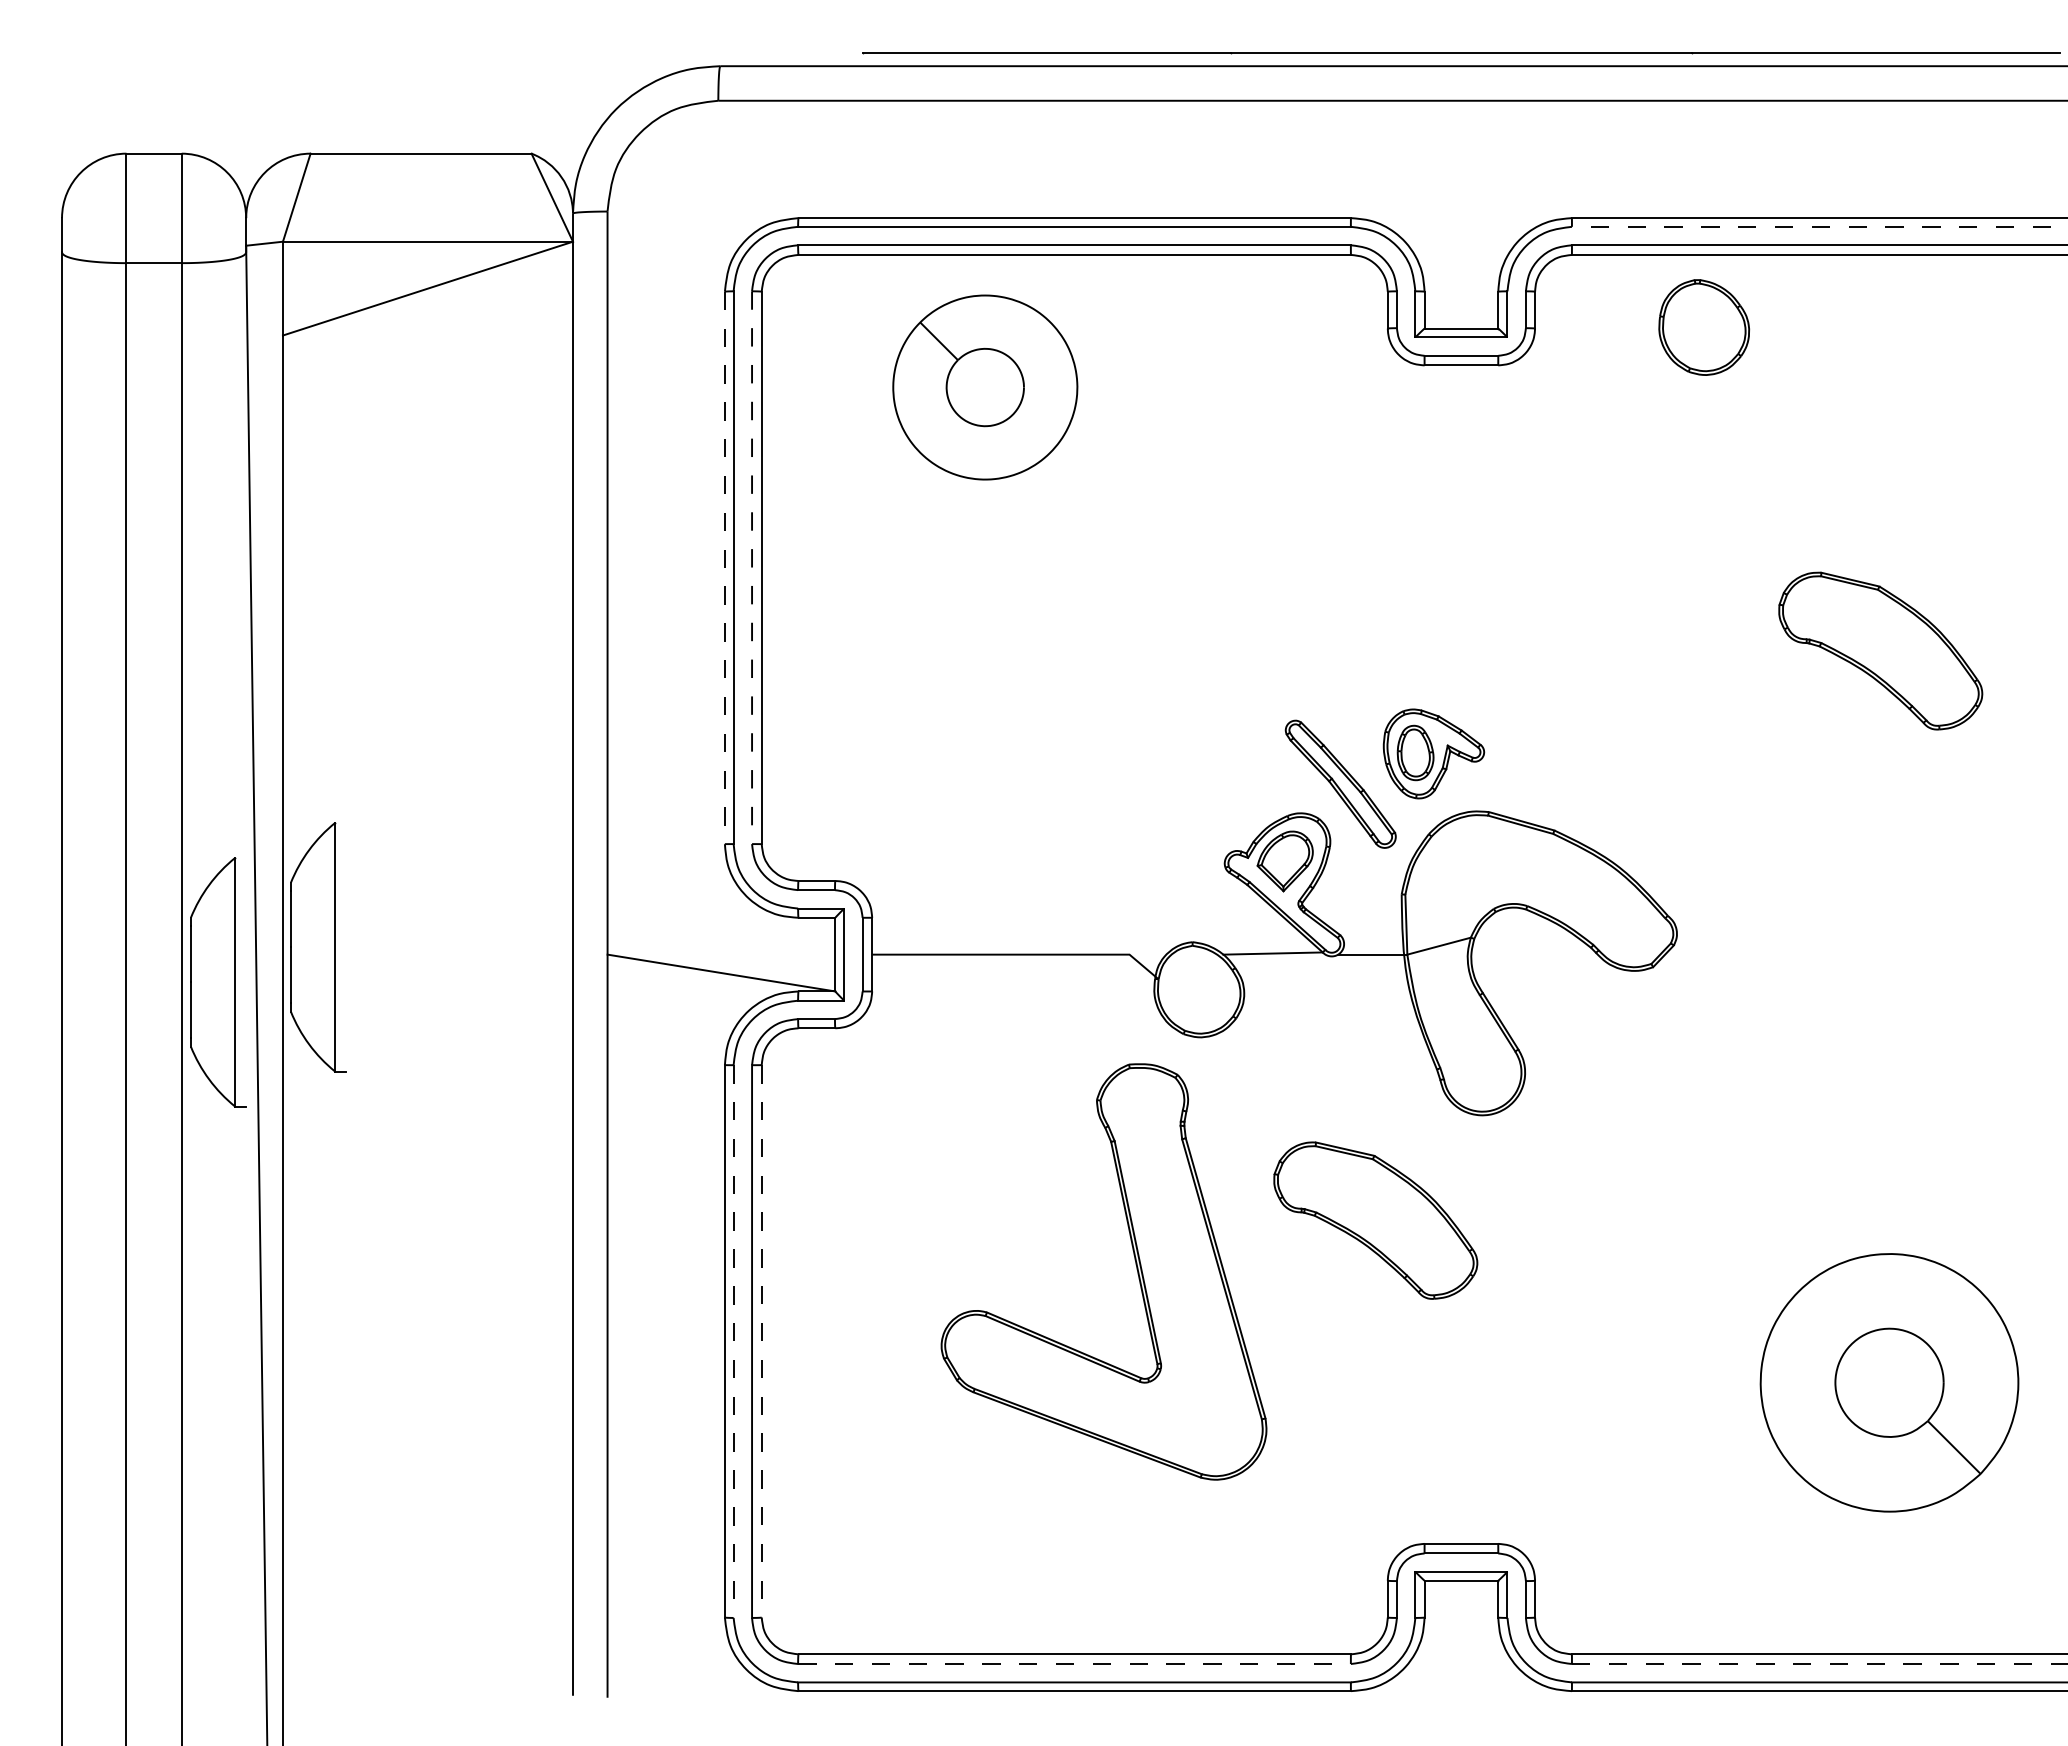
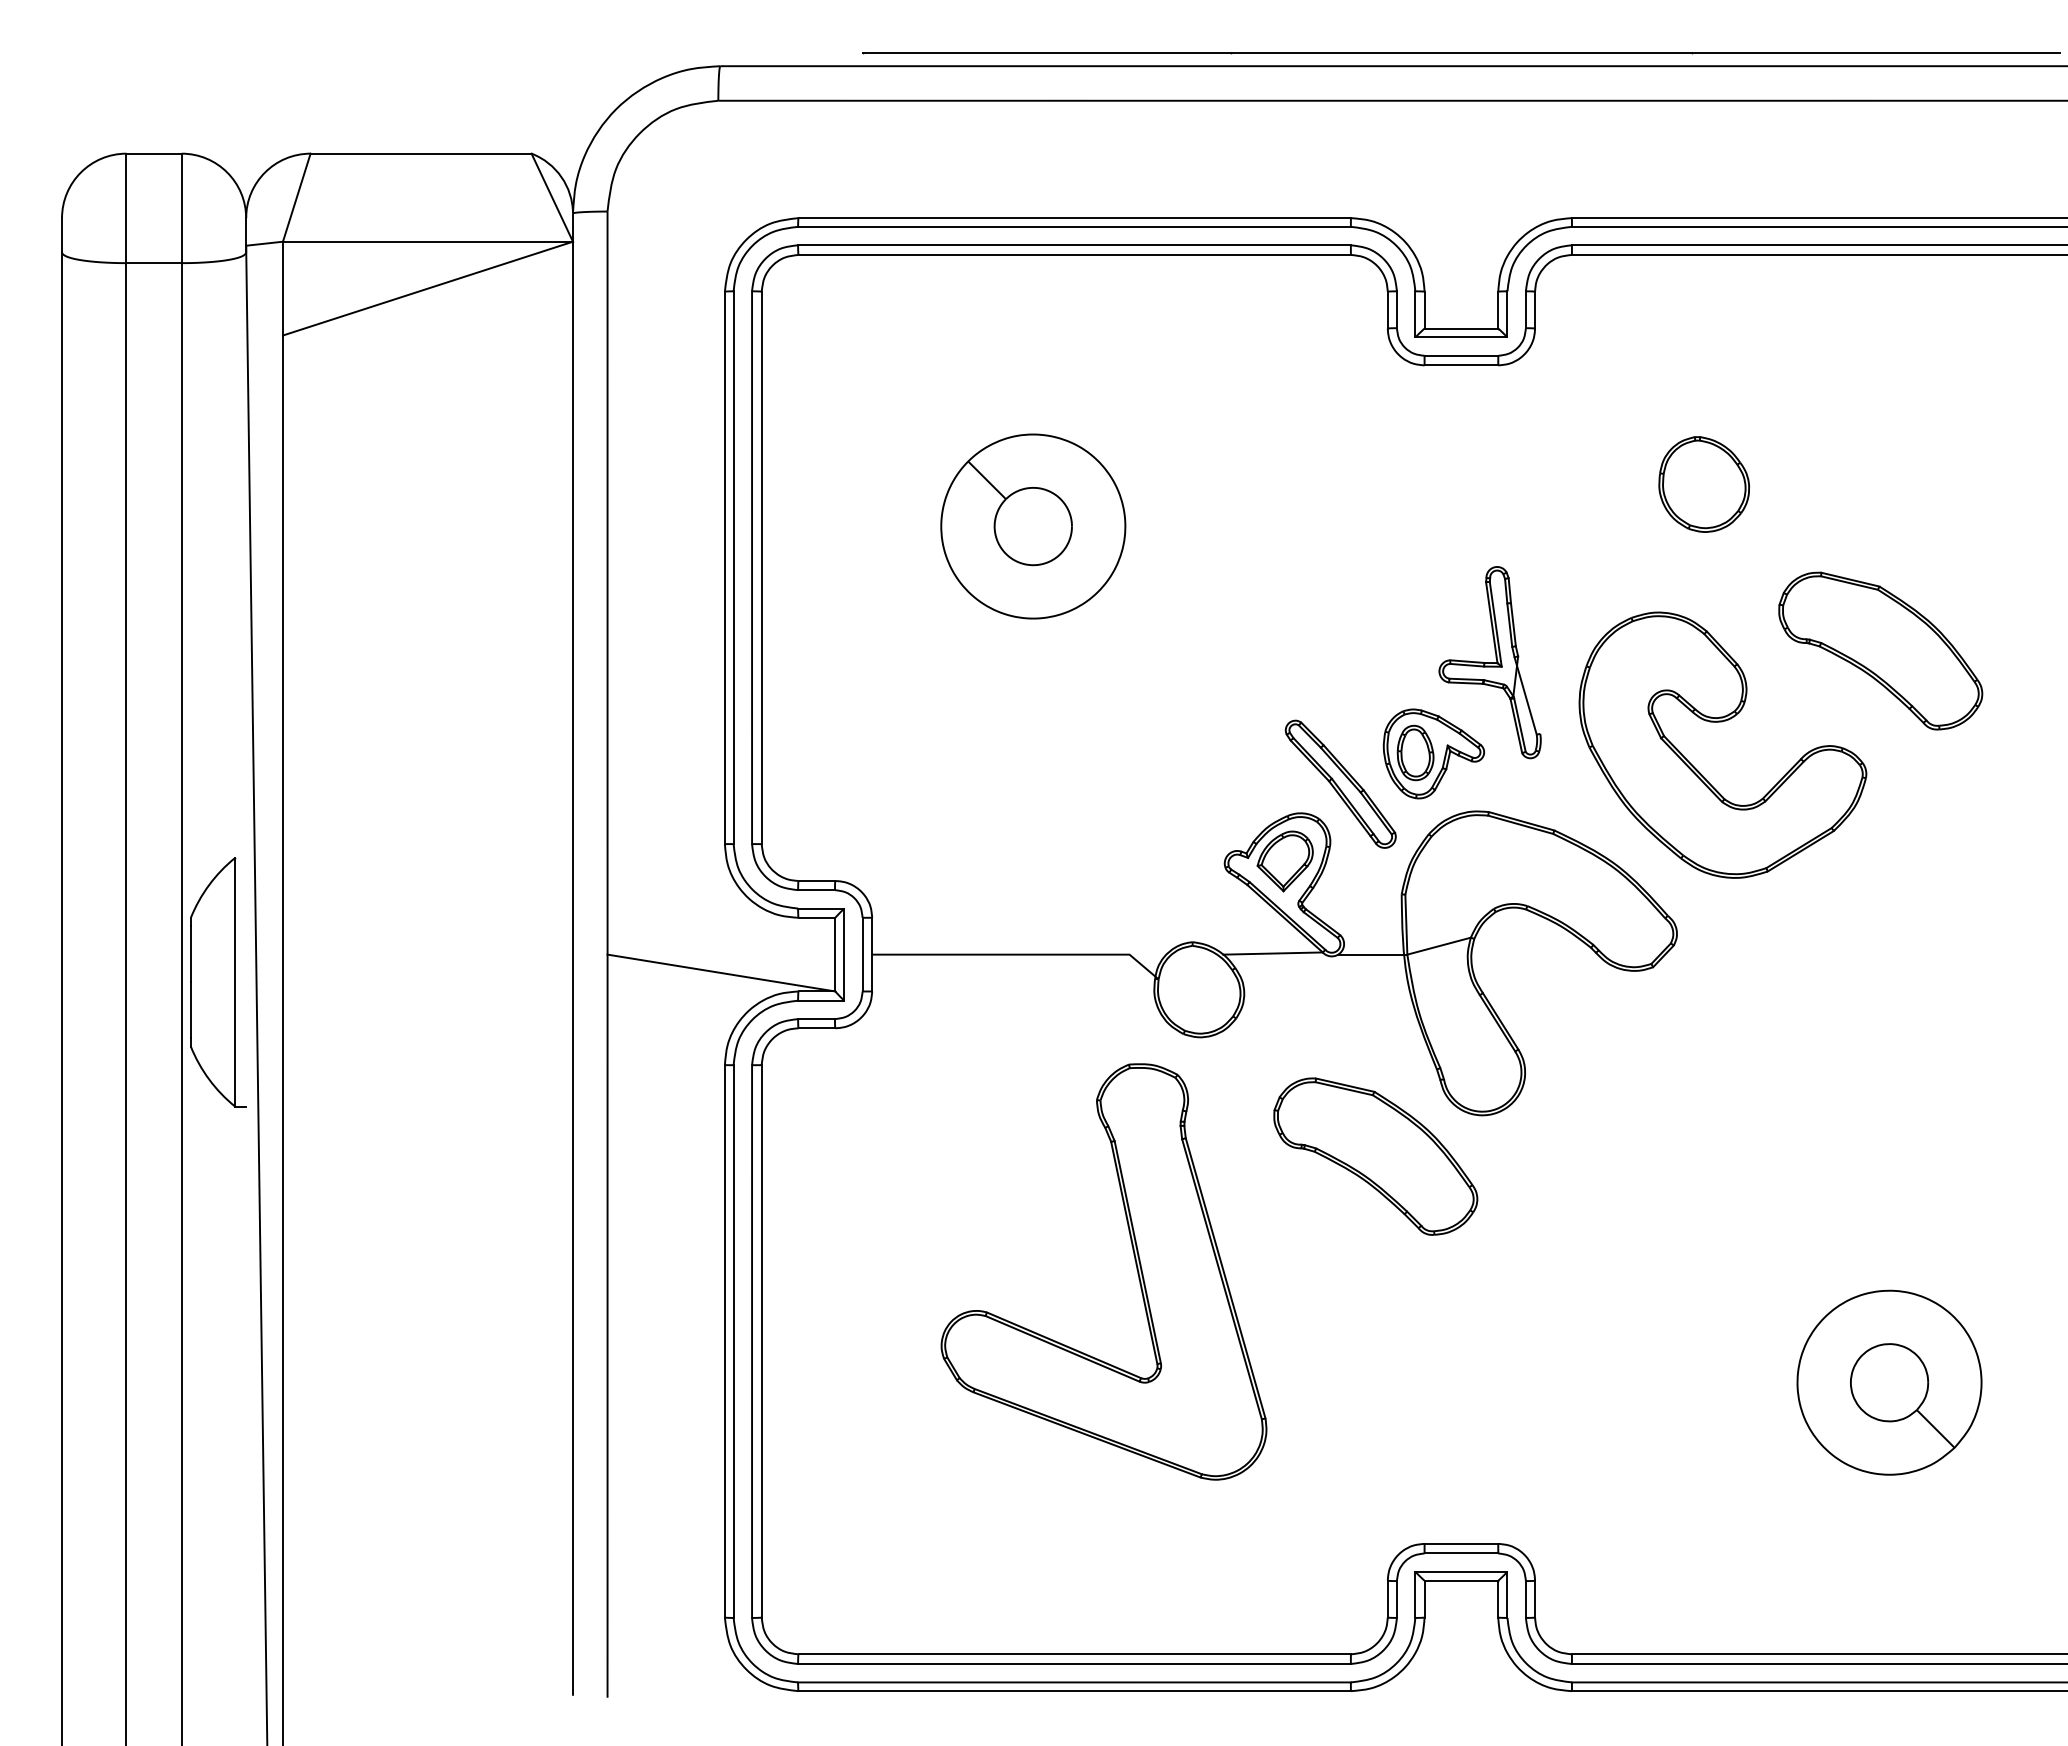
line: dashed -> solid (1819, 226)
part position: (1704, 327) -> (1704, 484) (1704, 484)
part position: (985, 387) -> (1033, 526) (1033, 526)
line: dashed -> solid (724, 568)
line: dashed -> solid (752, 568)
part: none -> present (1489, 662)
part: none -> present (1722, 722)
part: present -> none (318, 947)
part position: (1375, 1220) -> (1375, 1156) (1375, 1156)
line: dashed -> solid (761, 1341)
line: dashed -> solid (733, 1342)
part size: 261x260 px -> 187x187 px (1889, 1382)
line: dashed -> solid (1075, 1664)
line: dashed -> solid (1819, 1664)
